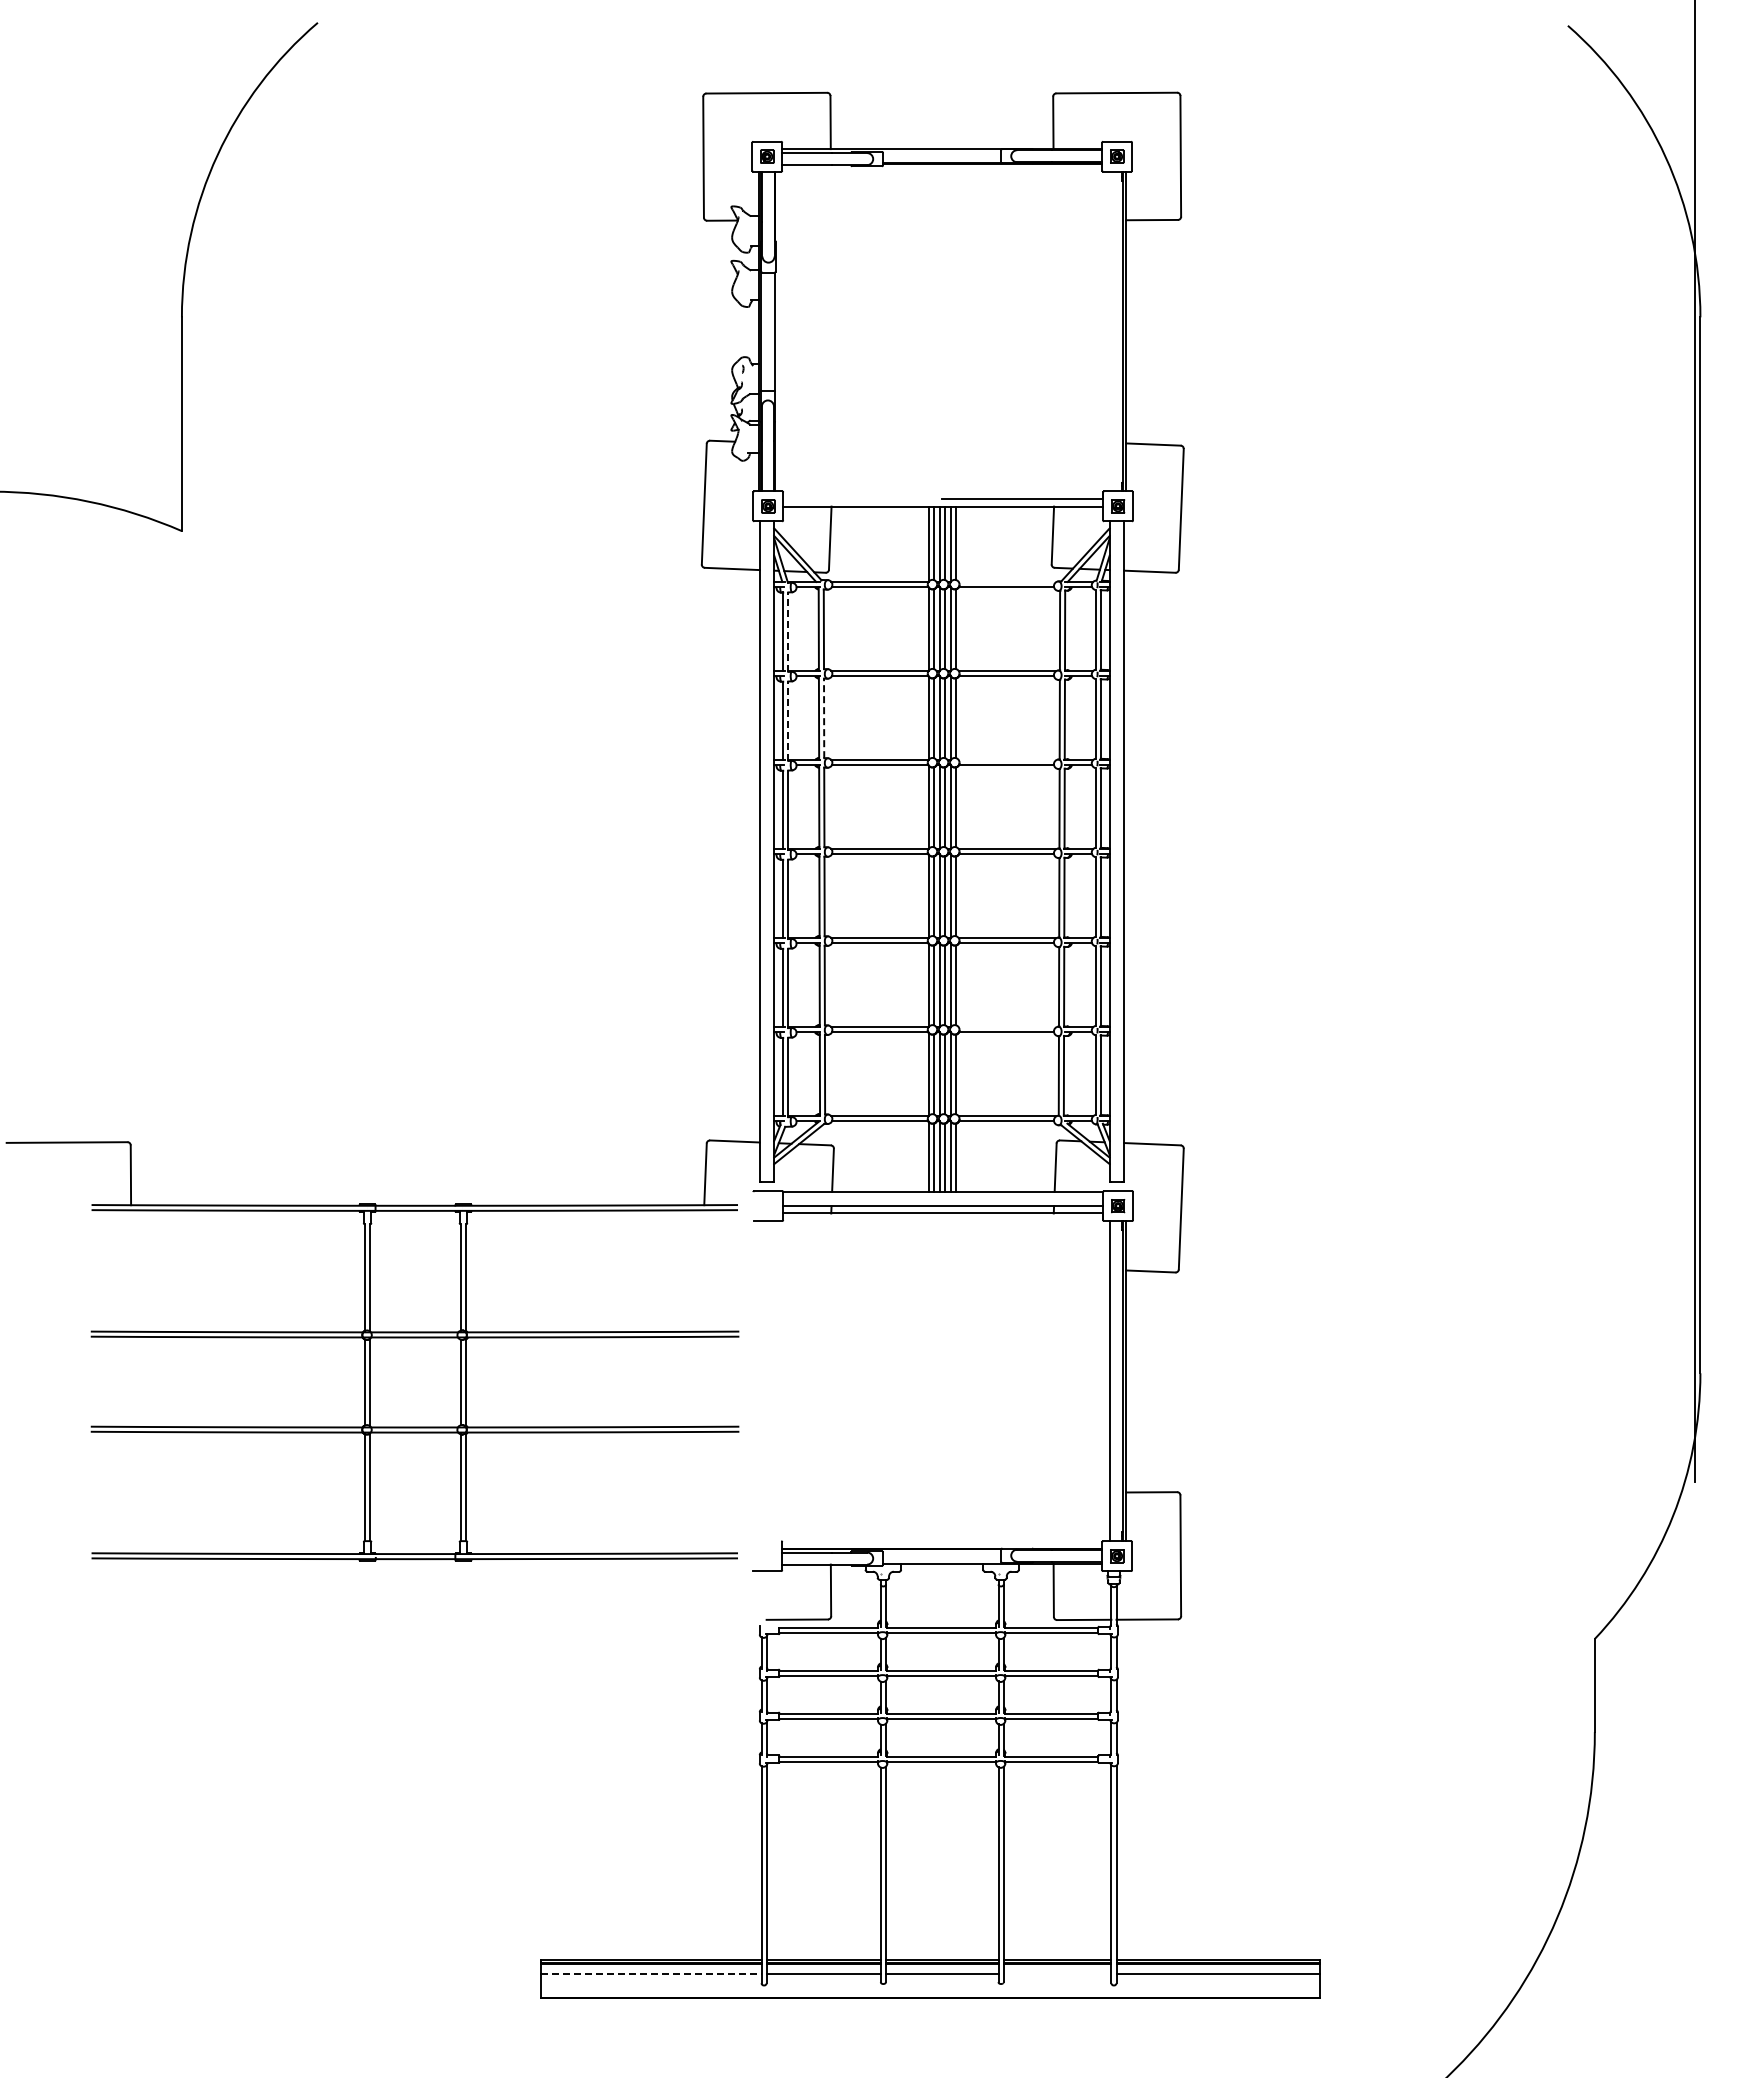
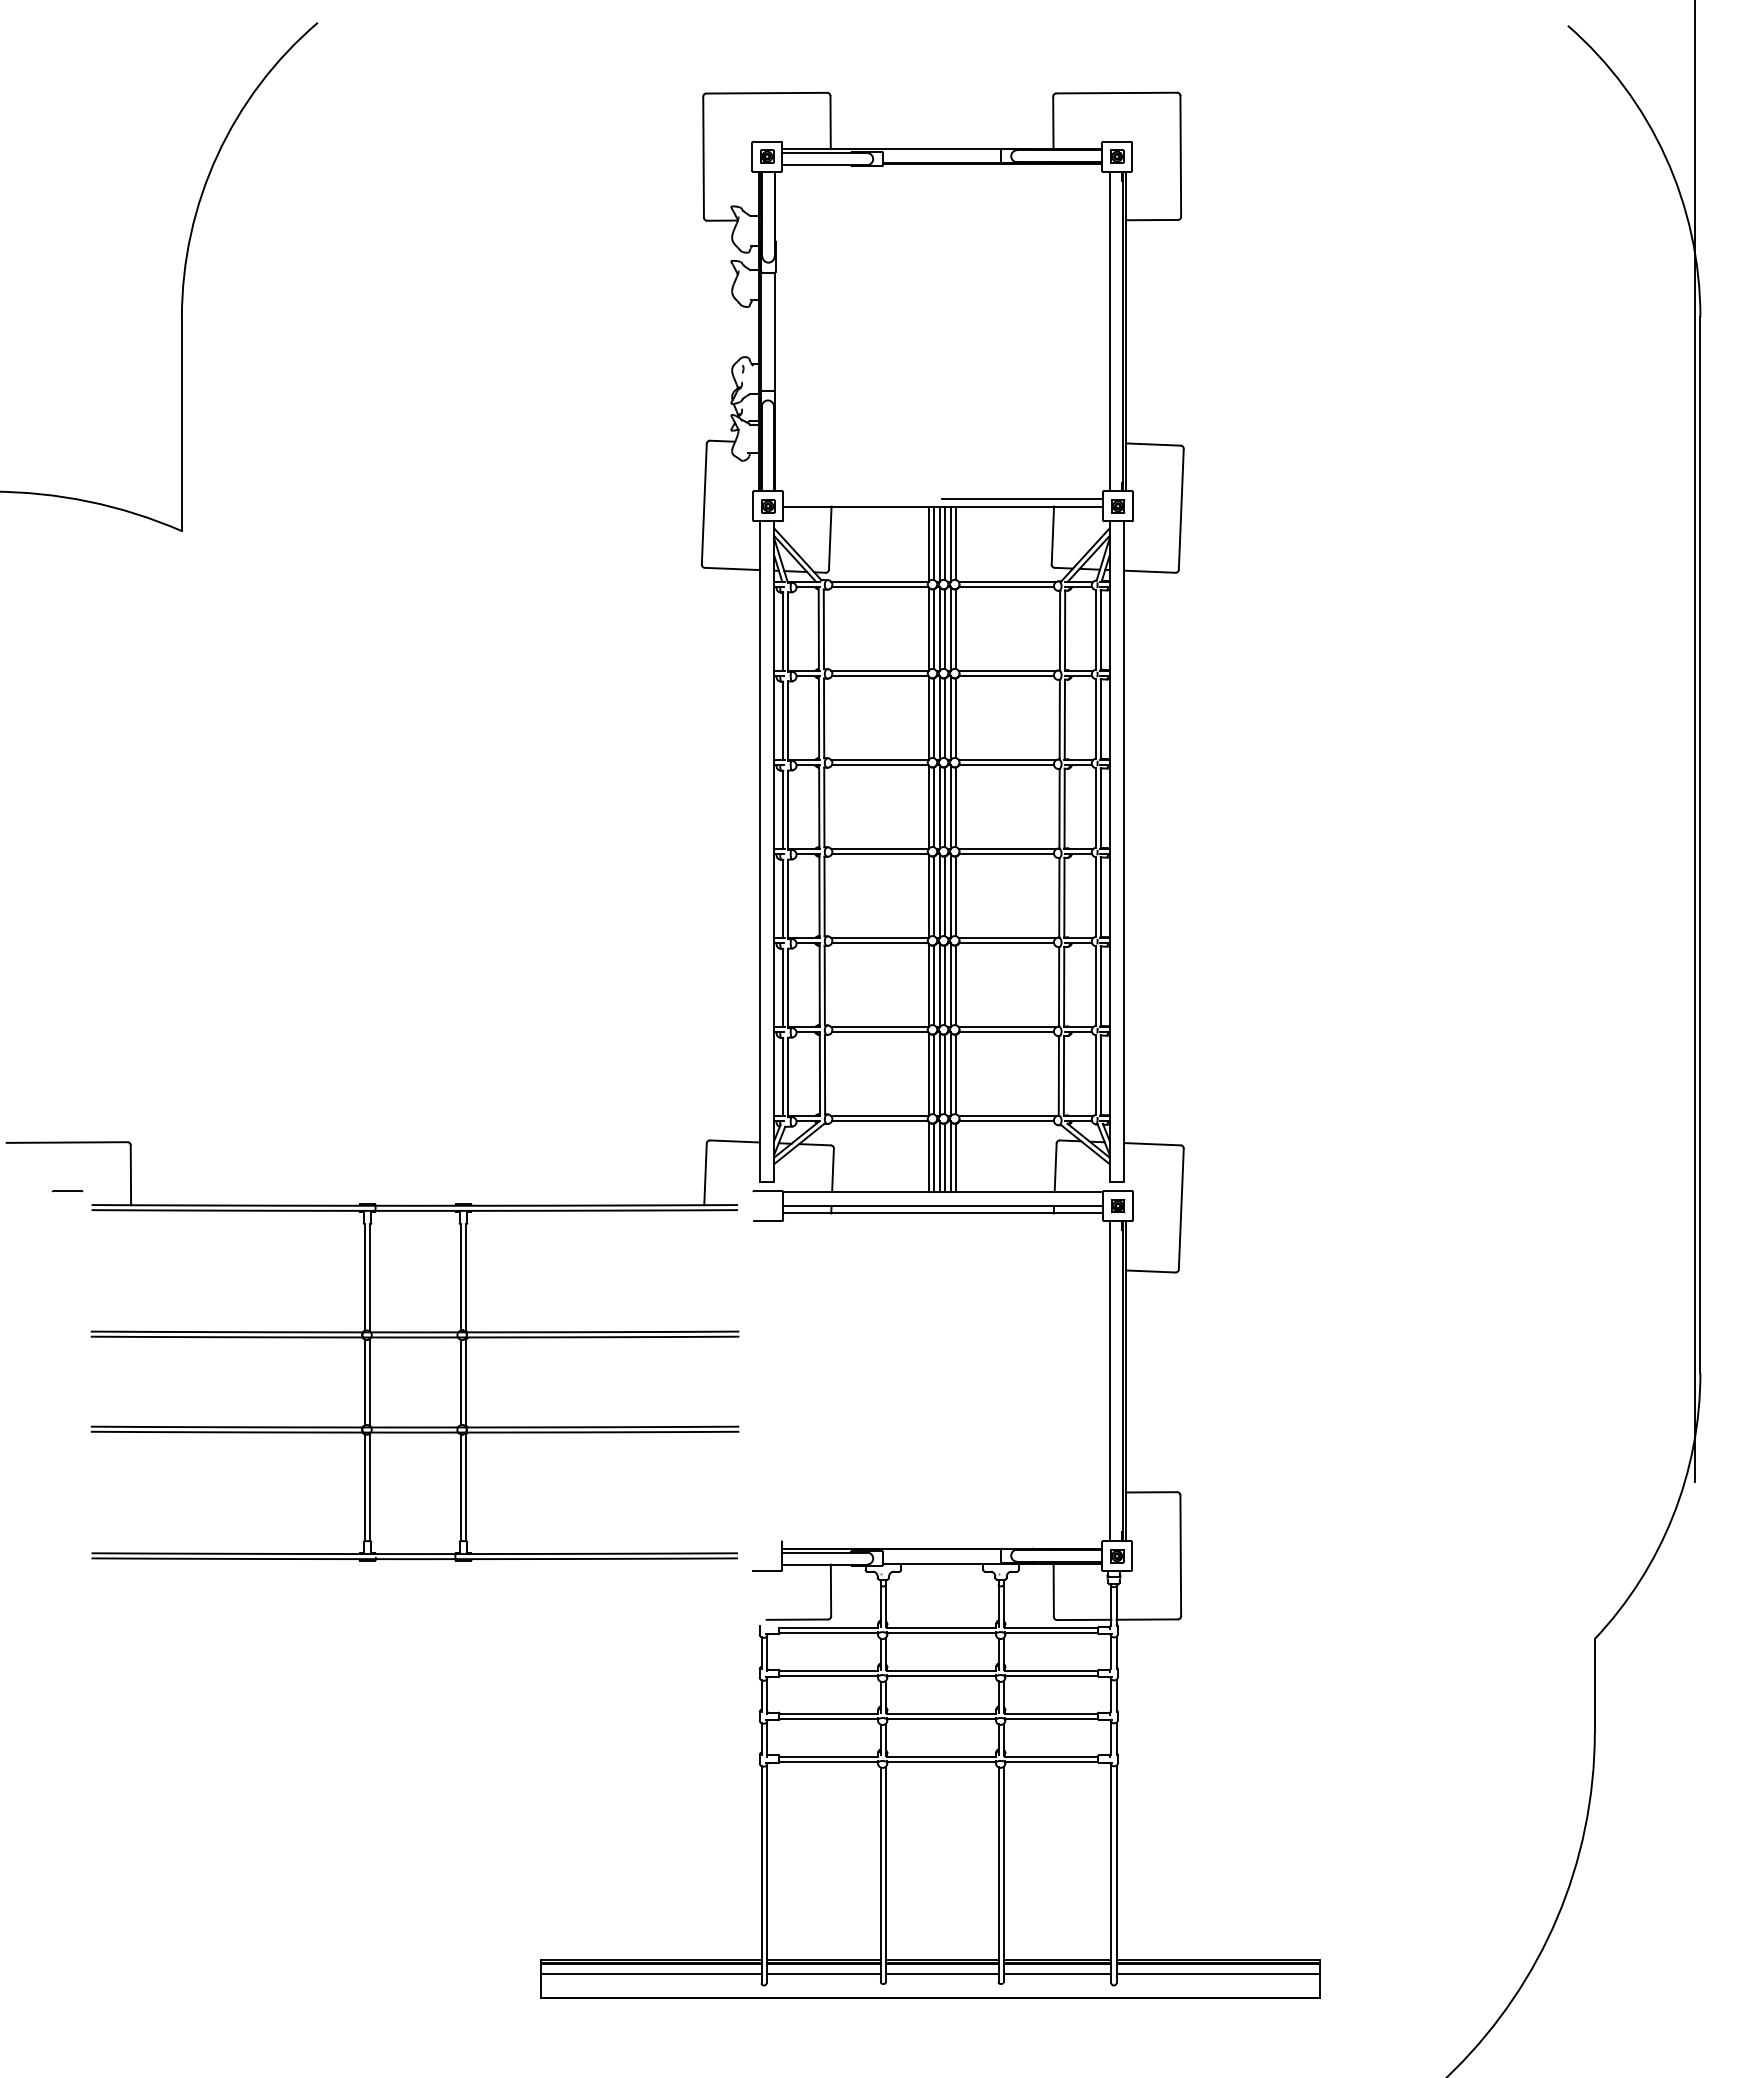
line: none -> present (1110, 331)
line: none -> present (1007, 581)
line: dashed -> solid (788, 632)
line: dashed -> solid (824, 718)
line: dashed -> solid (788, 721)
line: none -> present (1007, 760)
line: none -> present (1007, 1027)
line: none -> present (67, 1191)
line: dashed -> solid (651, 1974)
line: none -> present (1057, 1974)
